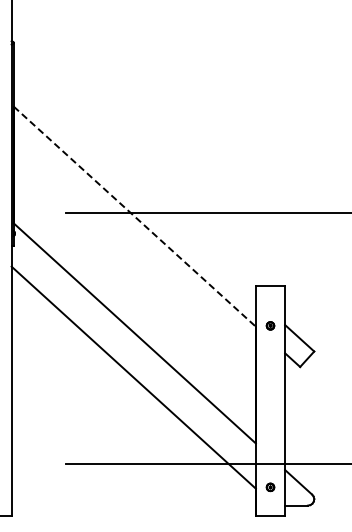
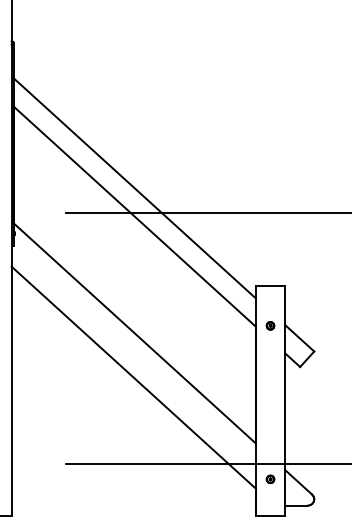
line: none -> present (134, 188)
line: dashed -> solid (134, 216)
part position: (270, 487) -> (270, 479) (270, 479)
